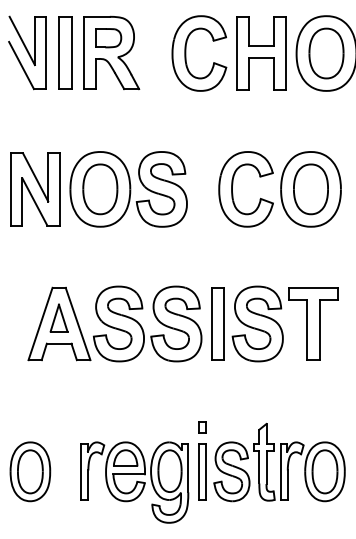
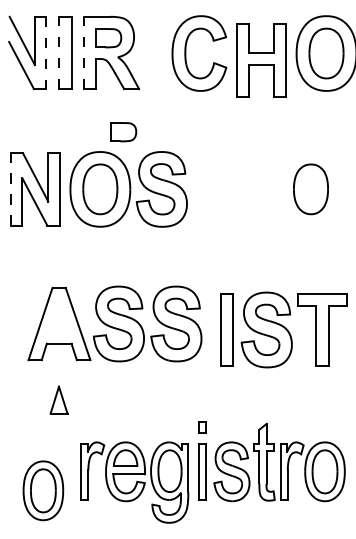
line: solid -> dashed (59, 52)
line: solid -> dashed (83, 52)
line: solid -> dashed (46, 53)
part position: (261, 53) -> (261, 60) (261, 60)
part: none -> present (123, 132)
line: solid -> dashed (10, 188)
part: present -> none (279, 189)
part position: (58, 317) -> (58, 399) (58, 399)
part position: (274, 323) -> (283, 329) (283, 329)
part position: (30, 471) -> (43, 490) (43, 490)
